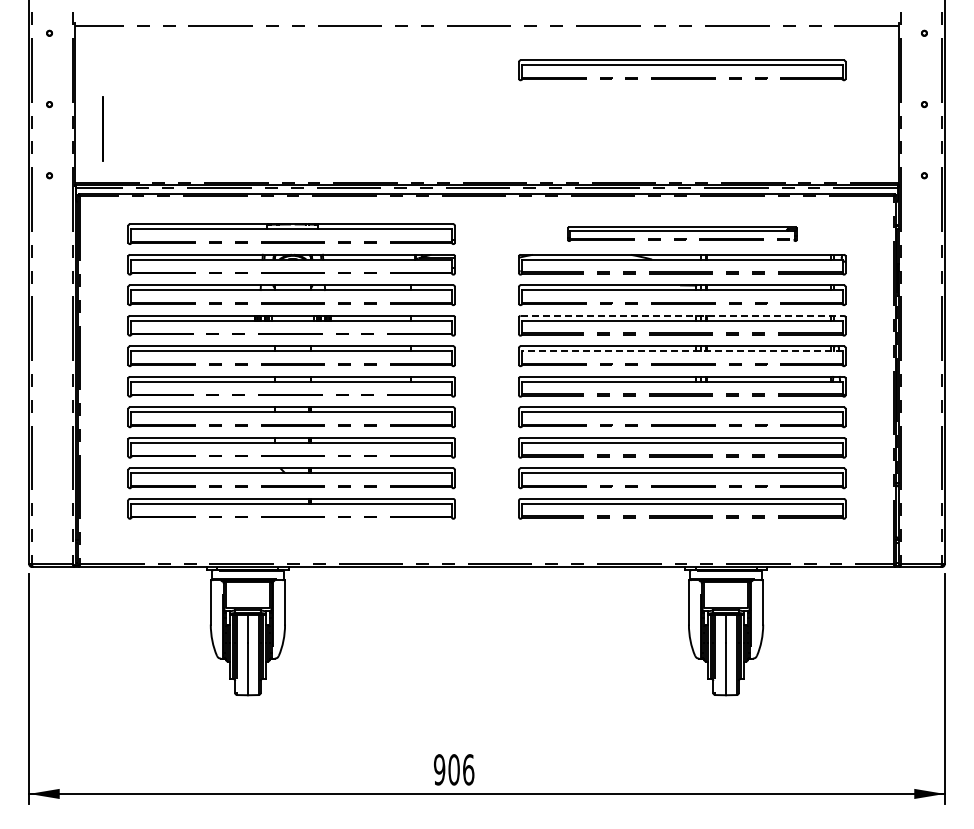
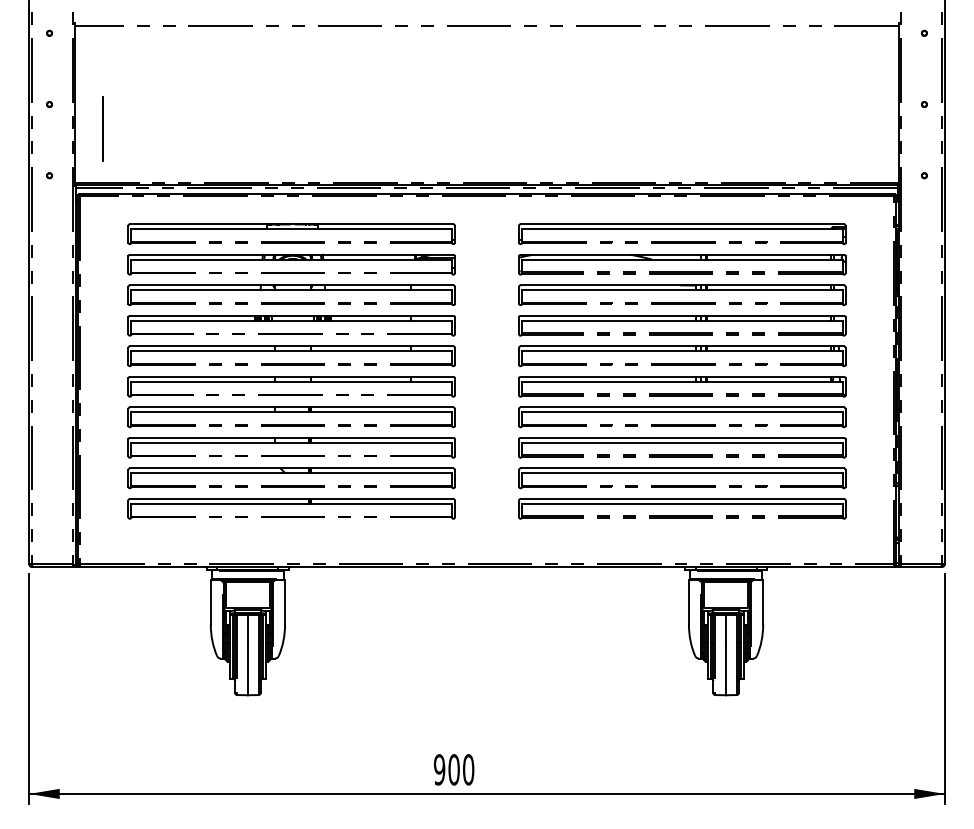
part: present -> none (682, 70)
part size: 231x16 px -> 329x22 px (682, 233)
line: dashed -> solid (682, 315)
line: dashed -> solid (681, 351)
text: 906 -> 900 (468, 769)
